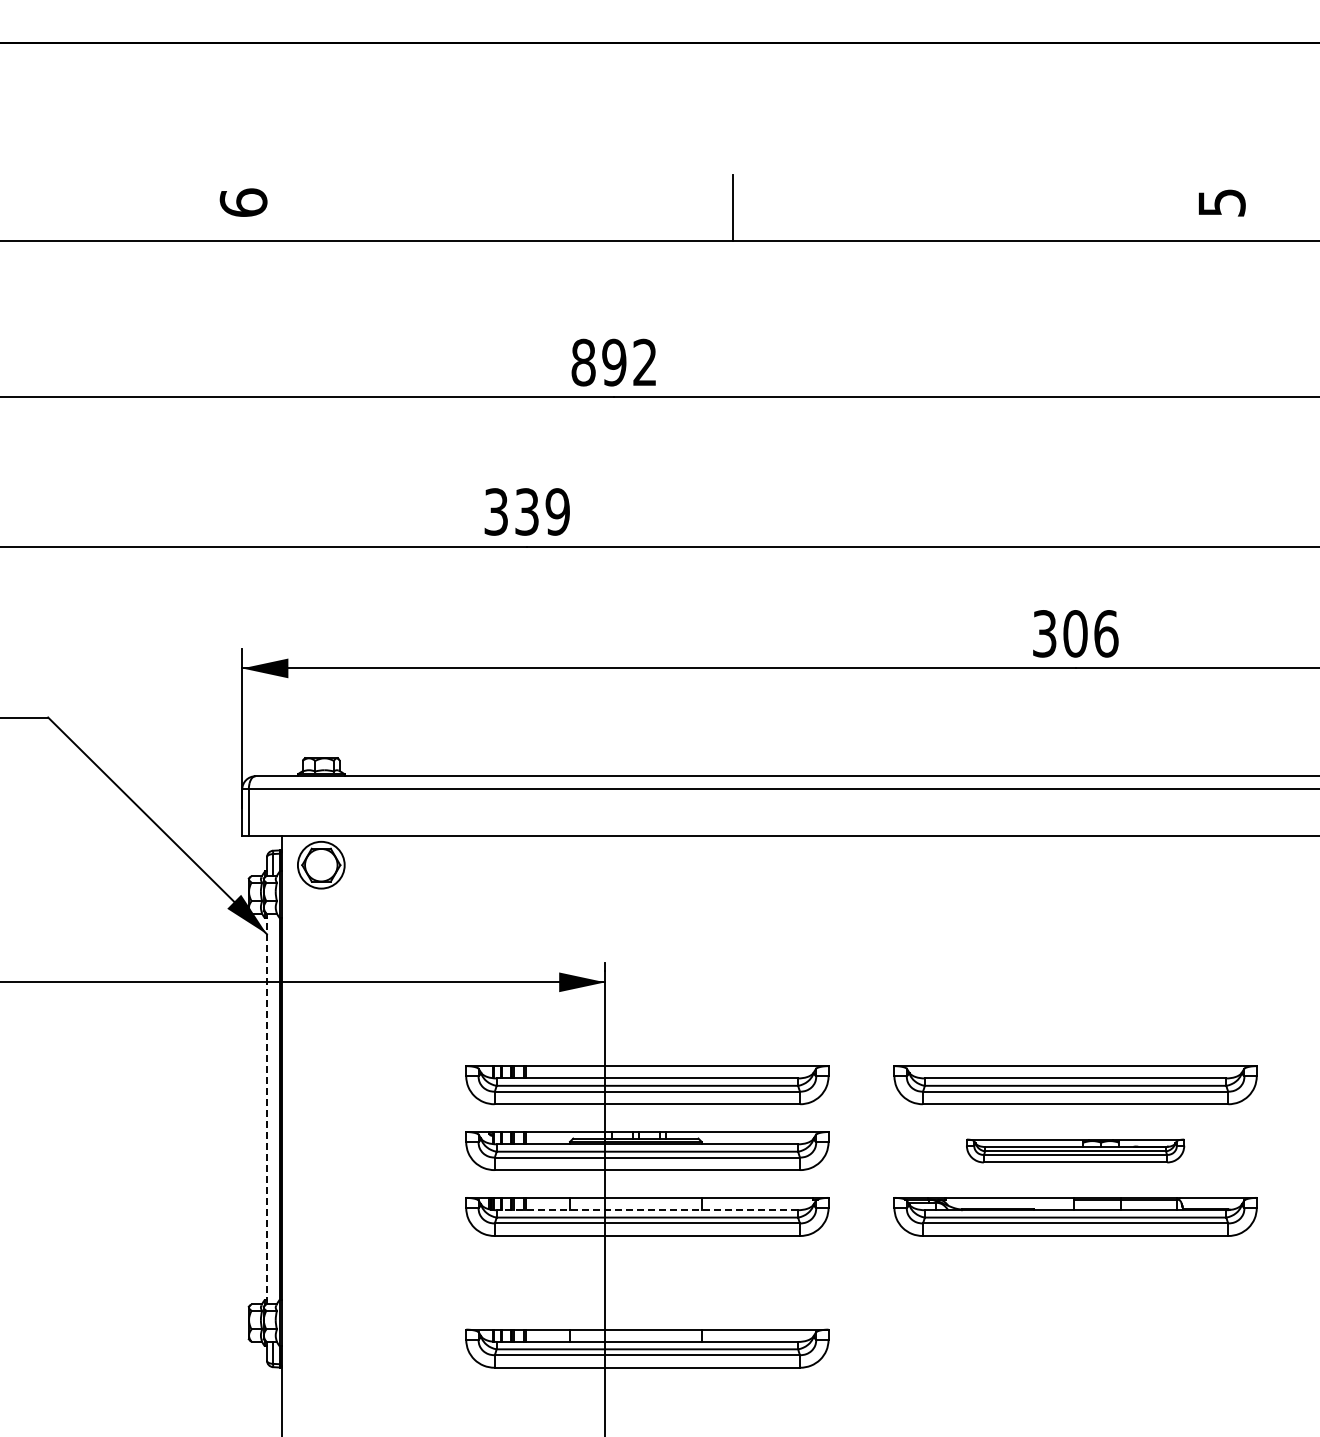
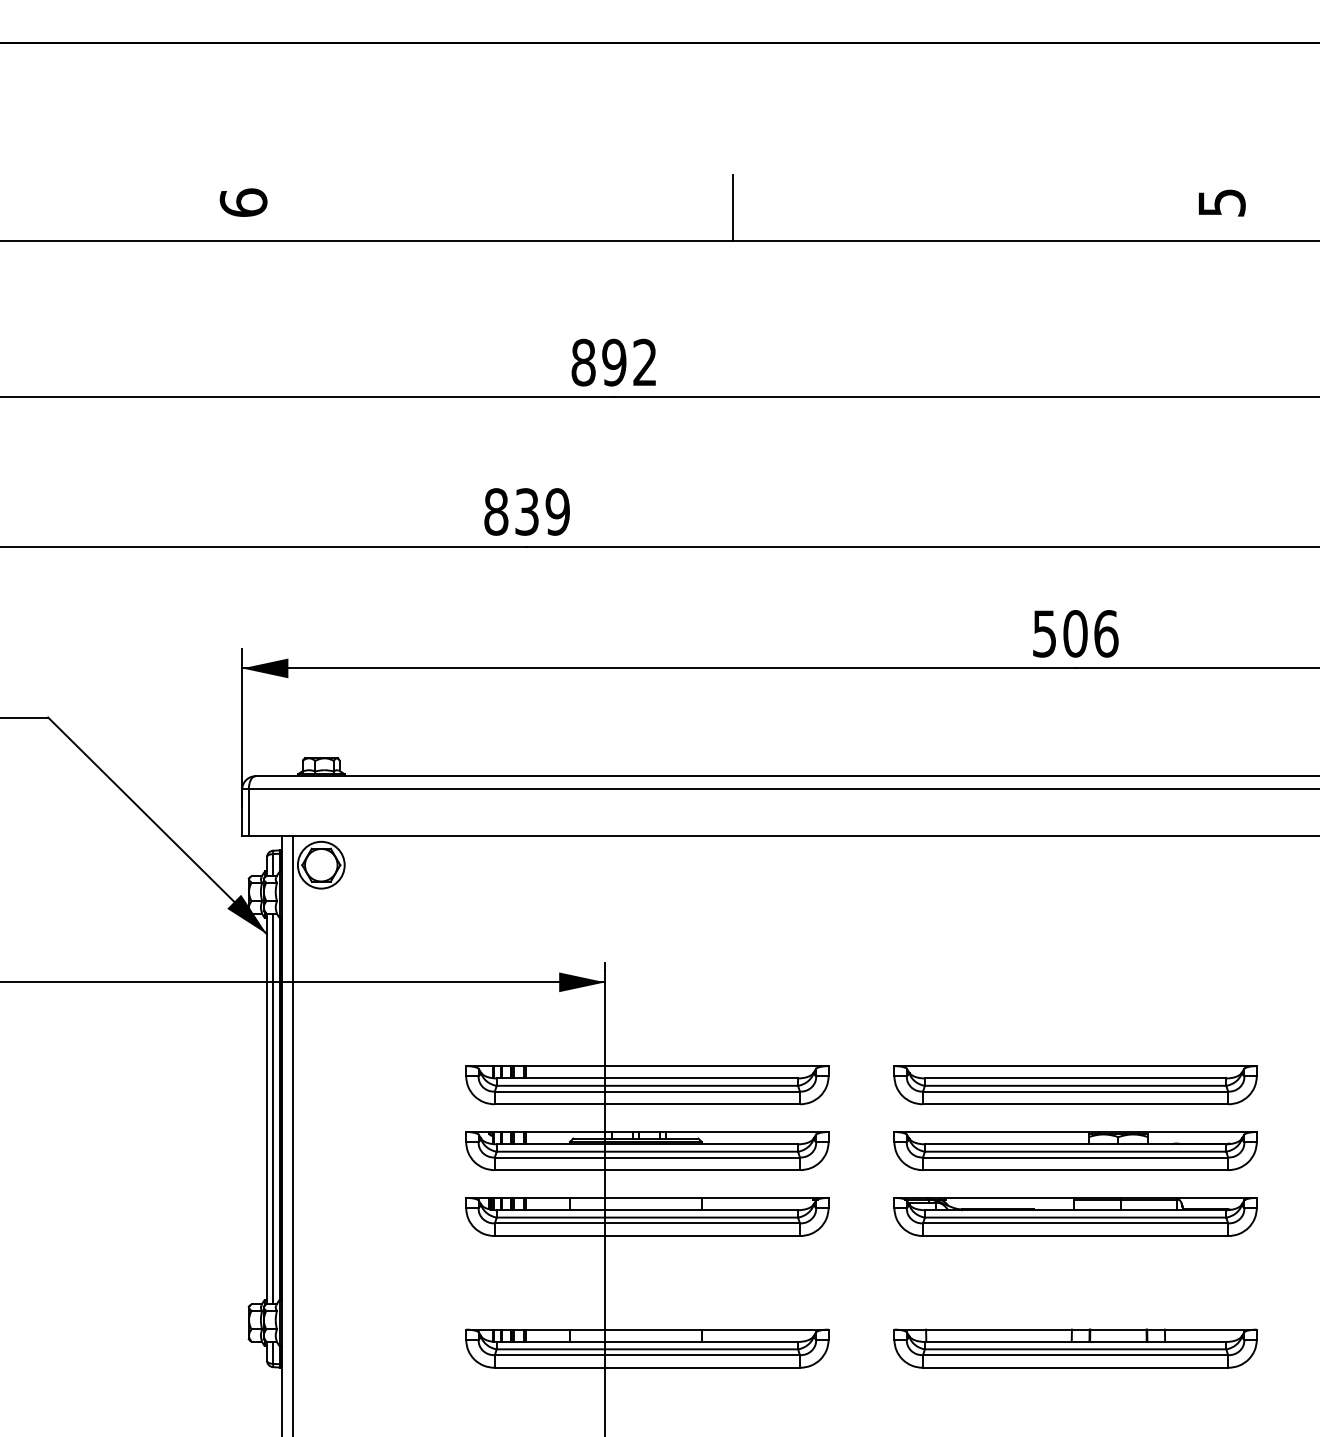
text: 339 -> 839 (496, 511)
text: 306 -> 506 (1044, 633)
line: dashed -> solid (266, 1108)
line: none -> present (273, 1108)
line: none -> present (293, 1134)
part size: 220x26 px -> 365x40 px (1075, 1150)
line: dashed -> solid (647, 1210)
part: none -> present (1075, 1348)
